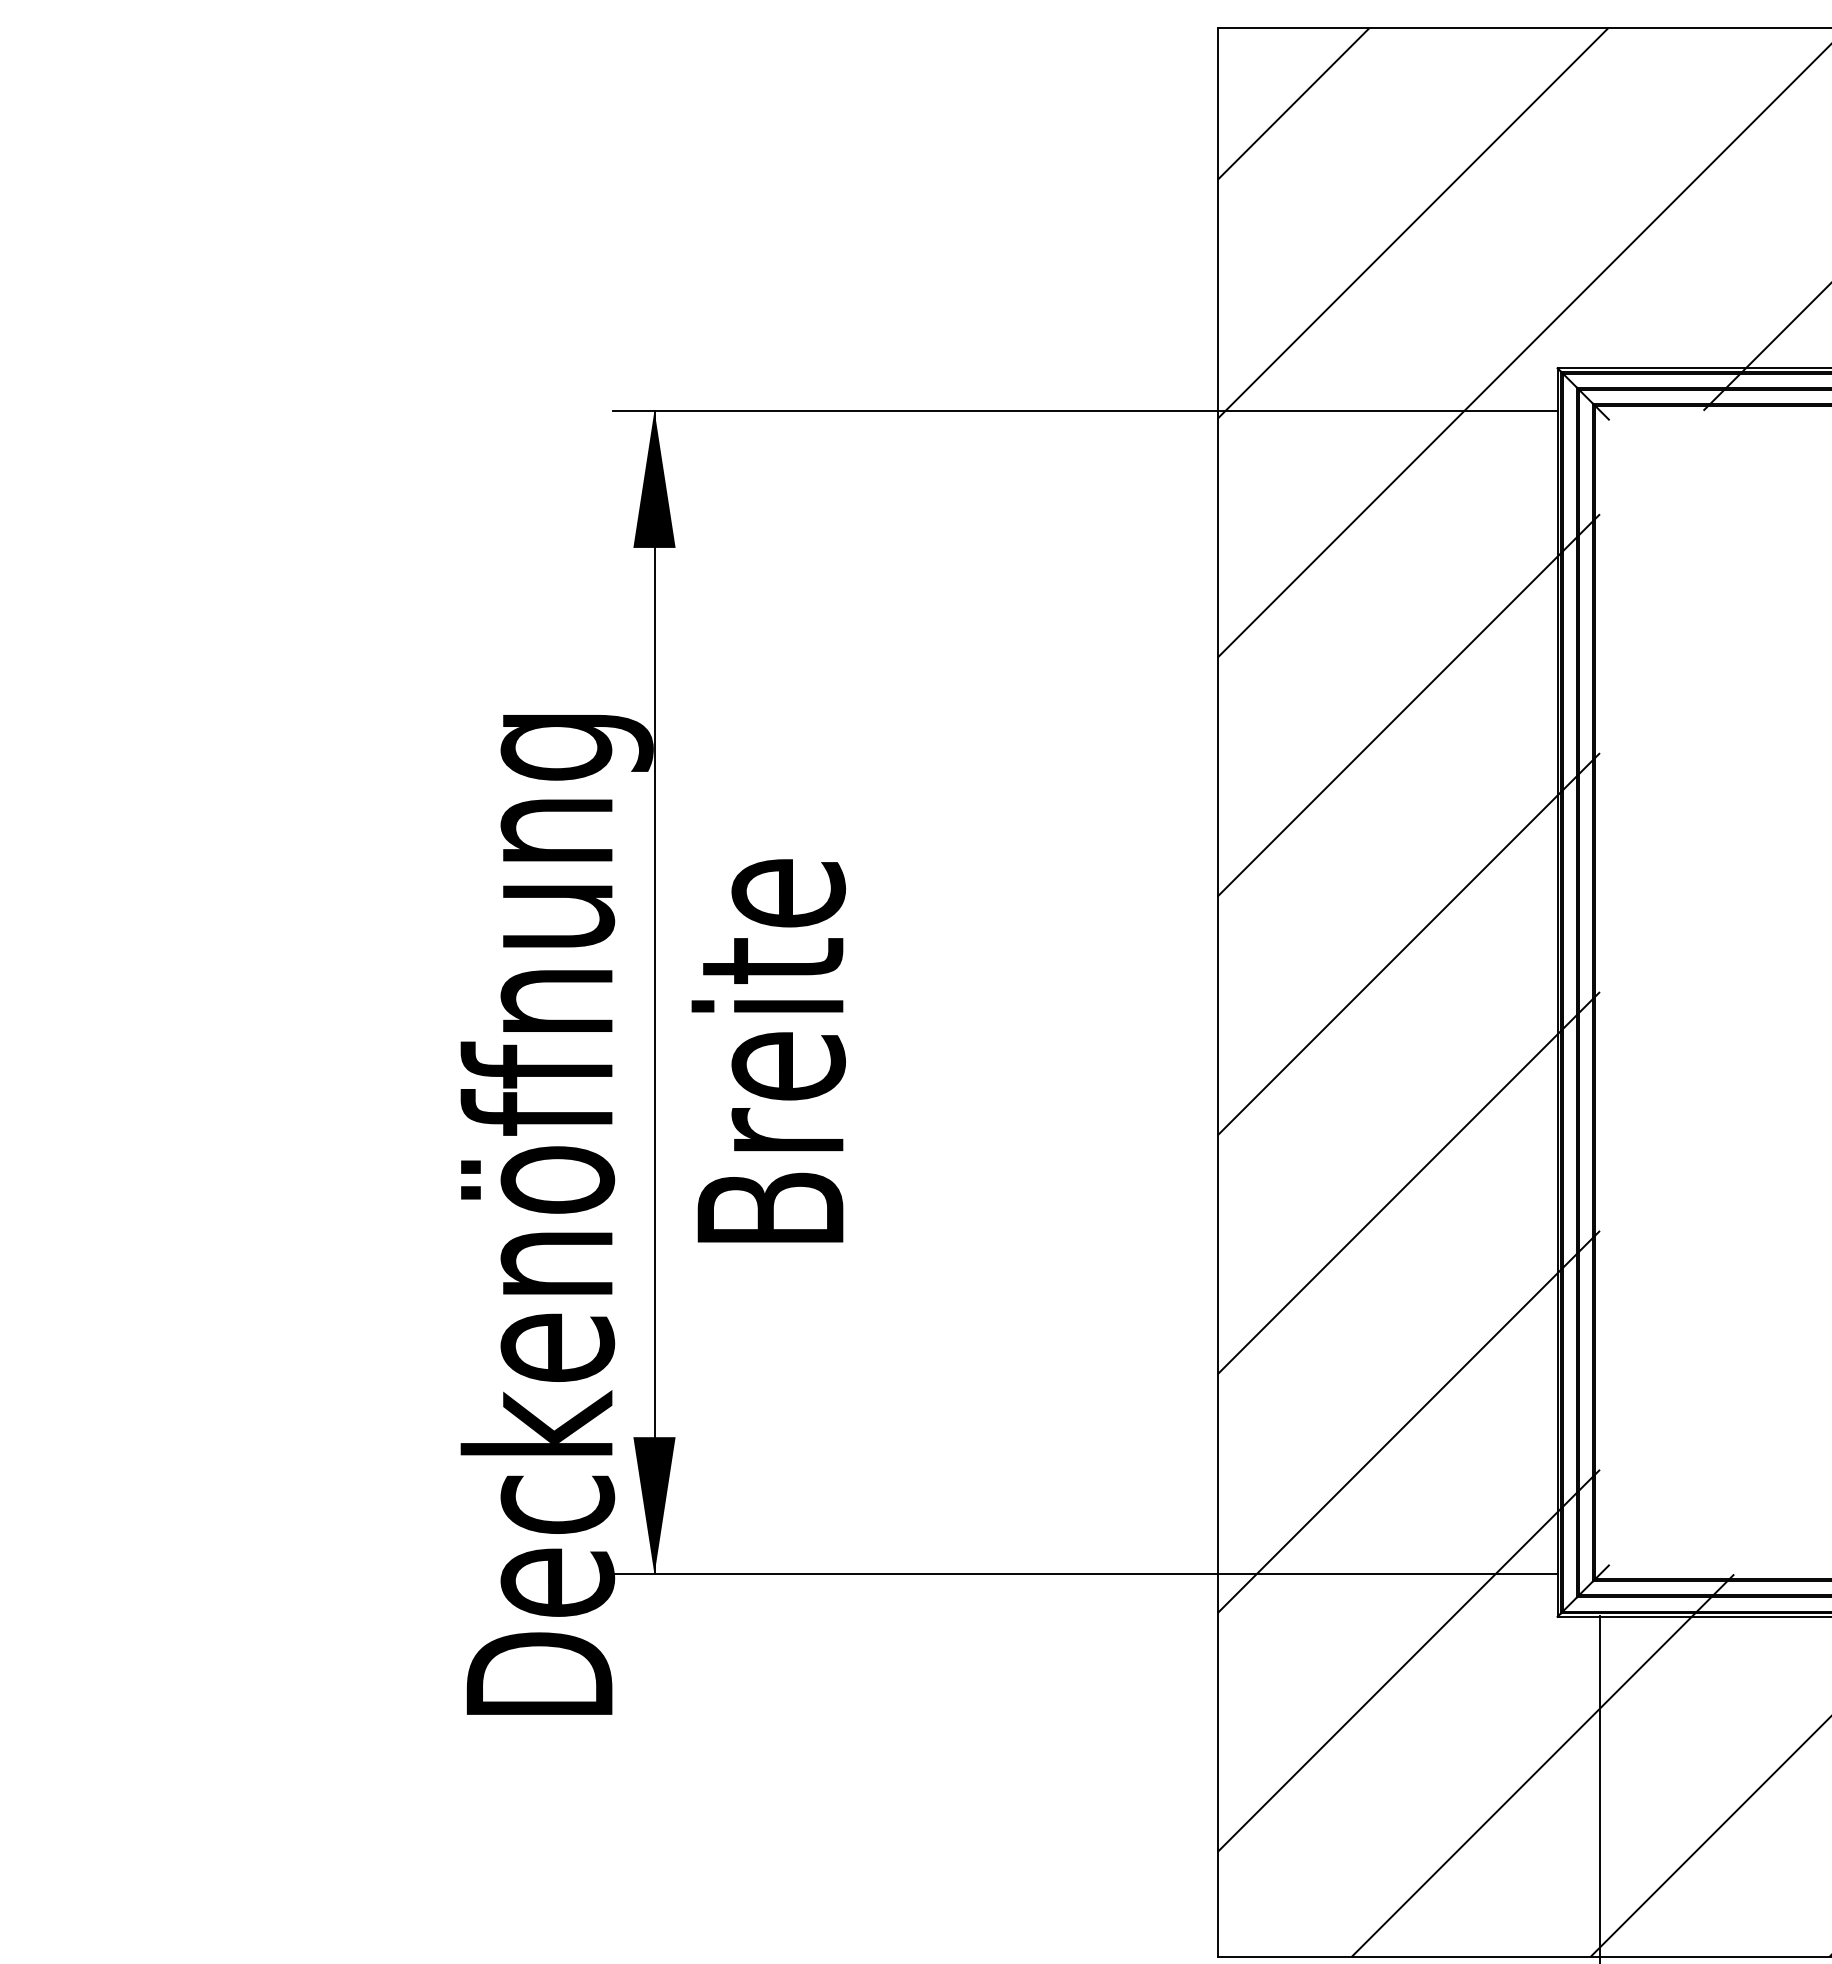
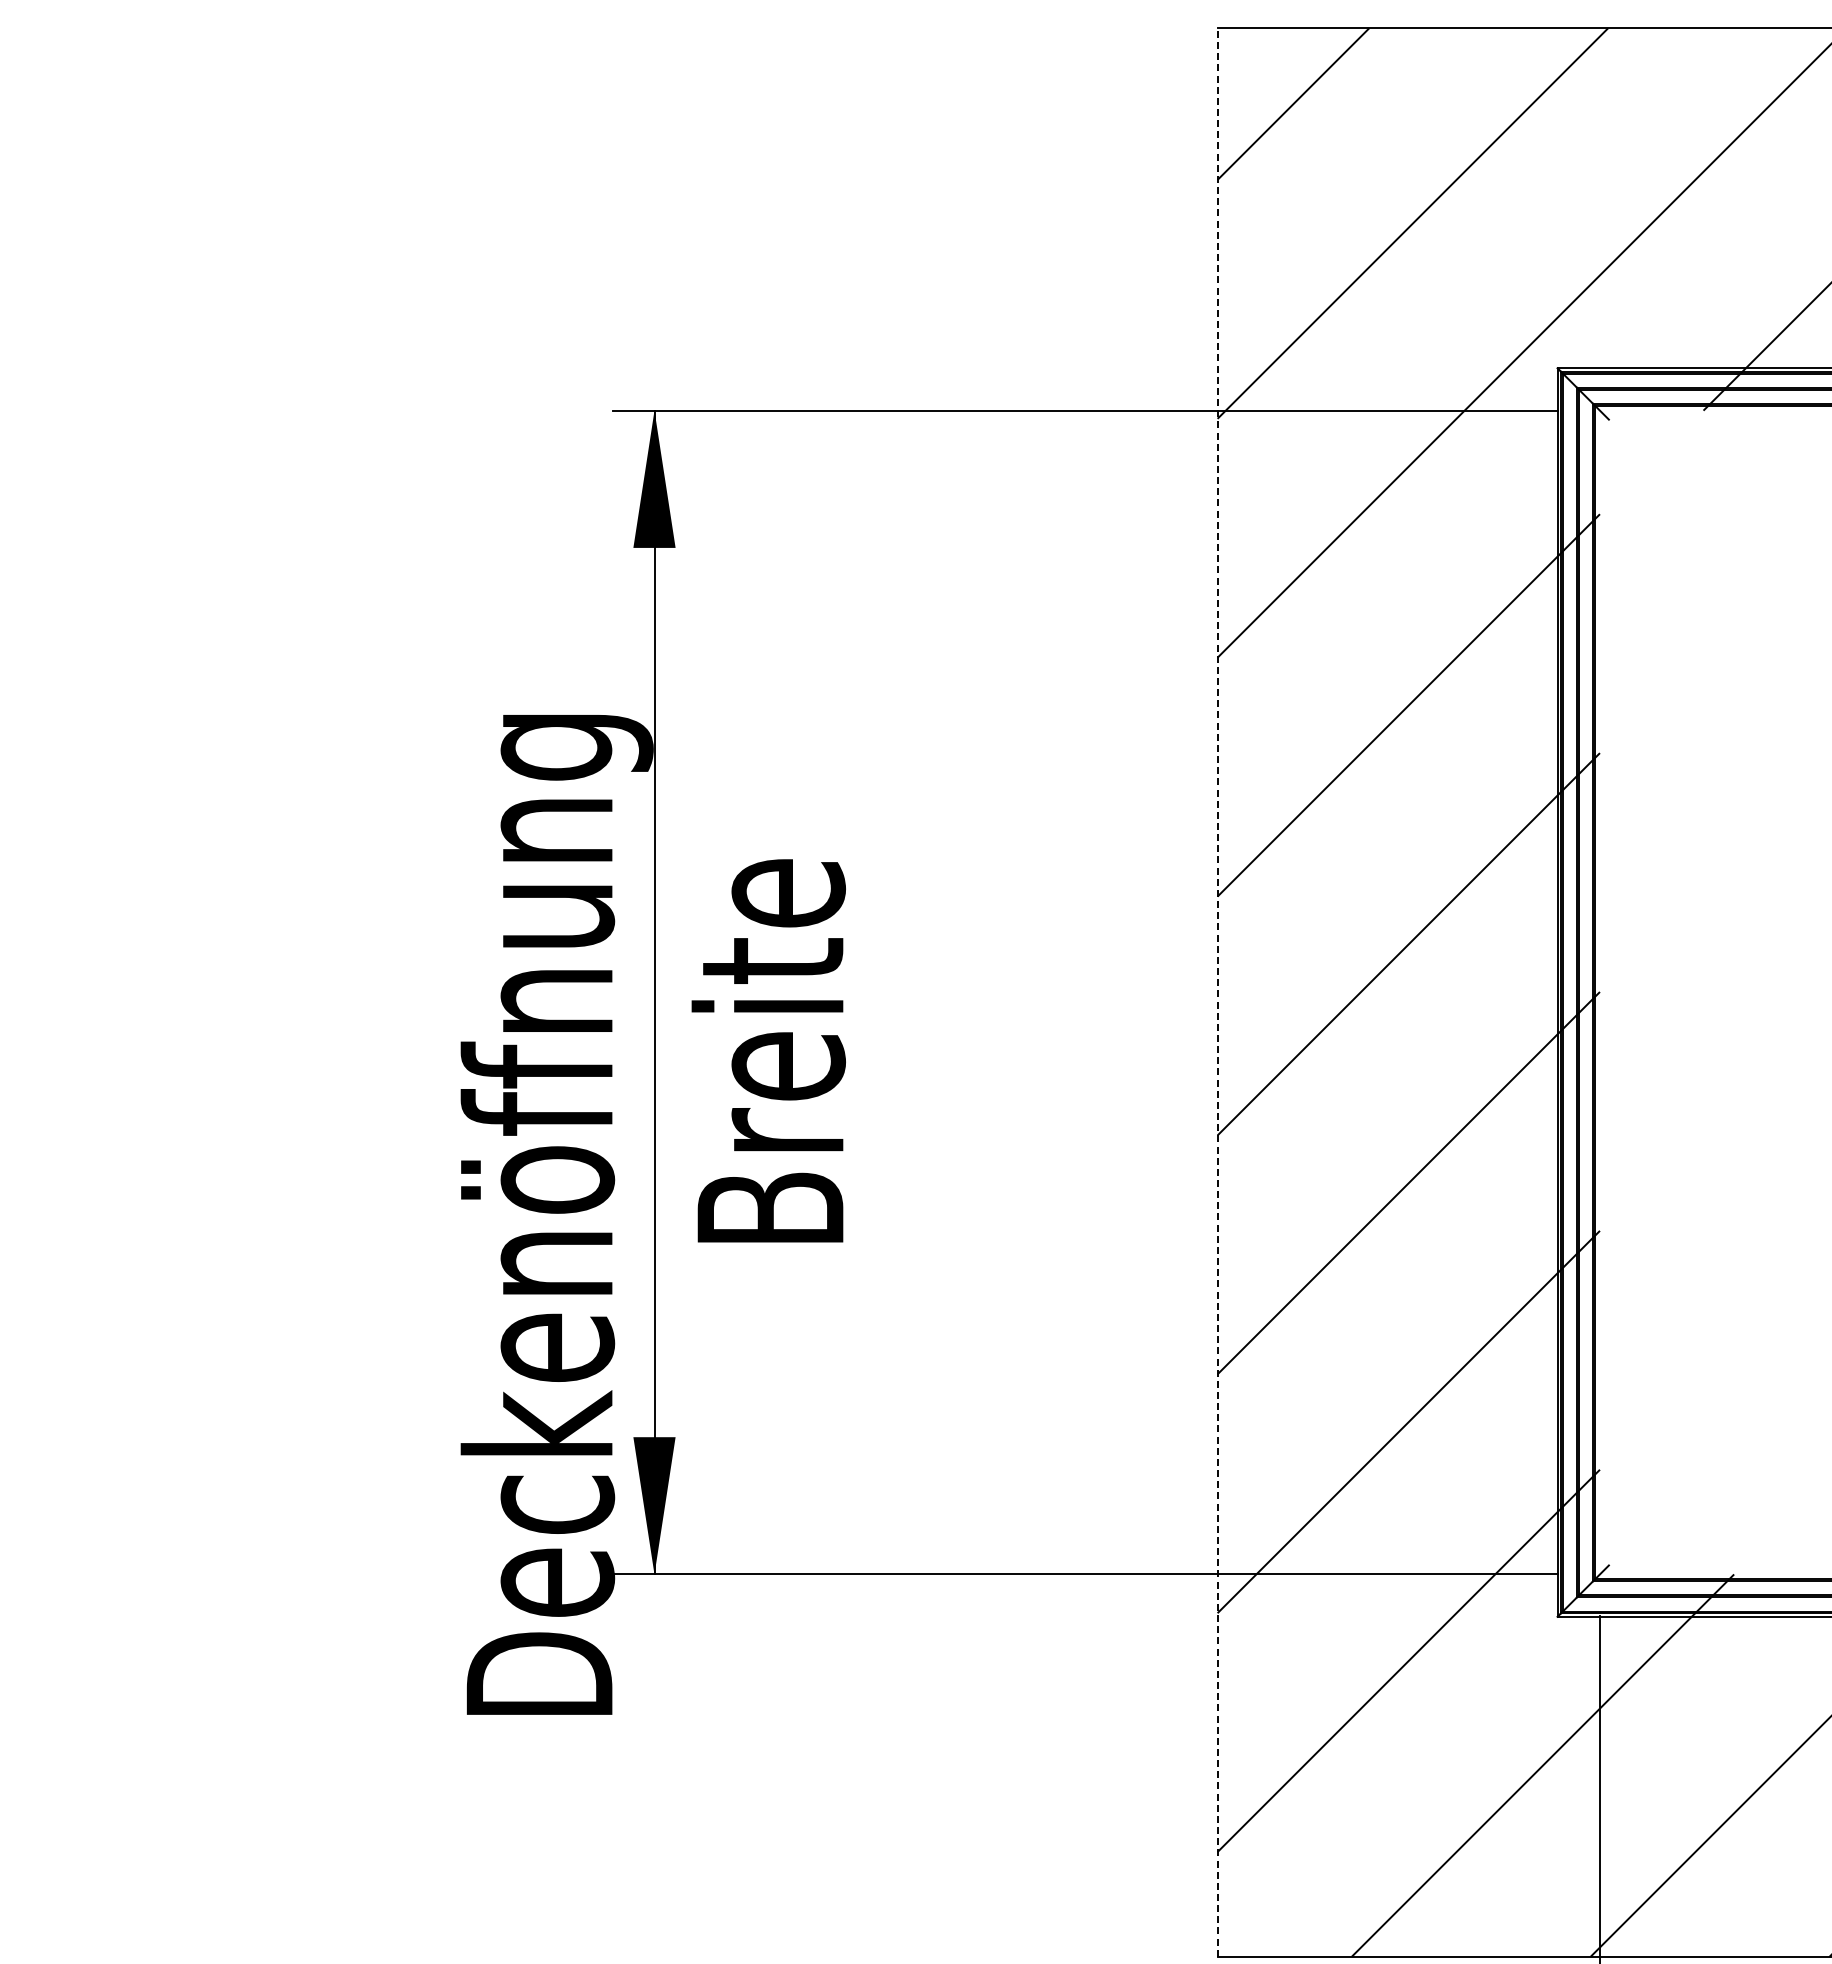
line: solid -> dashed (1217, 992)
